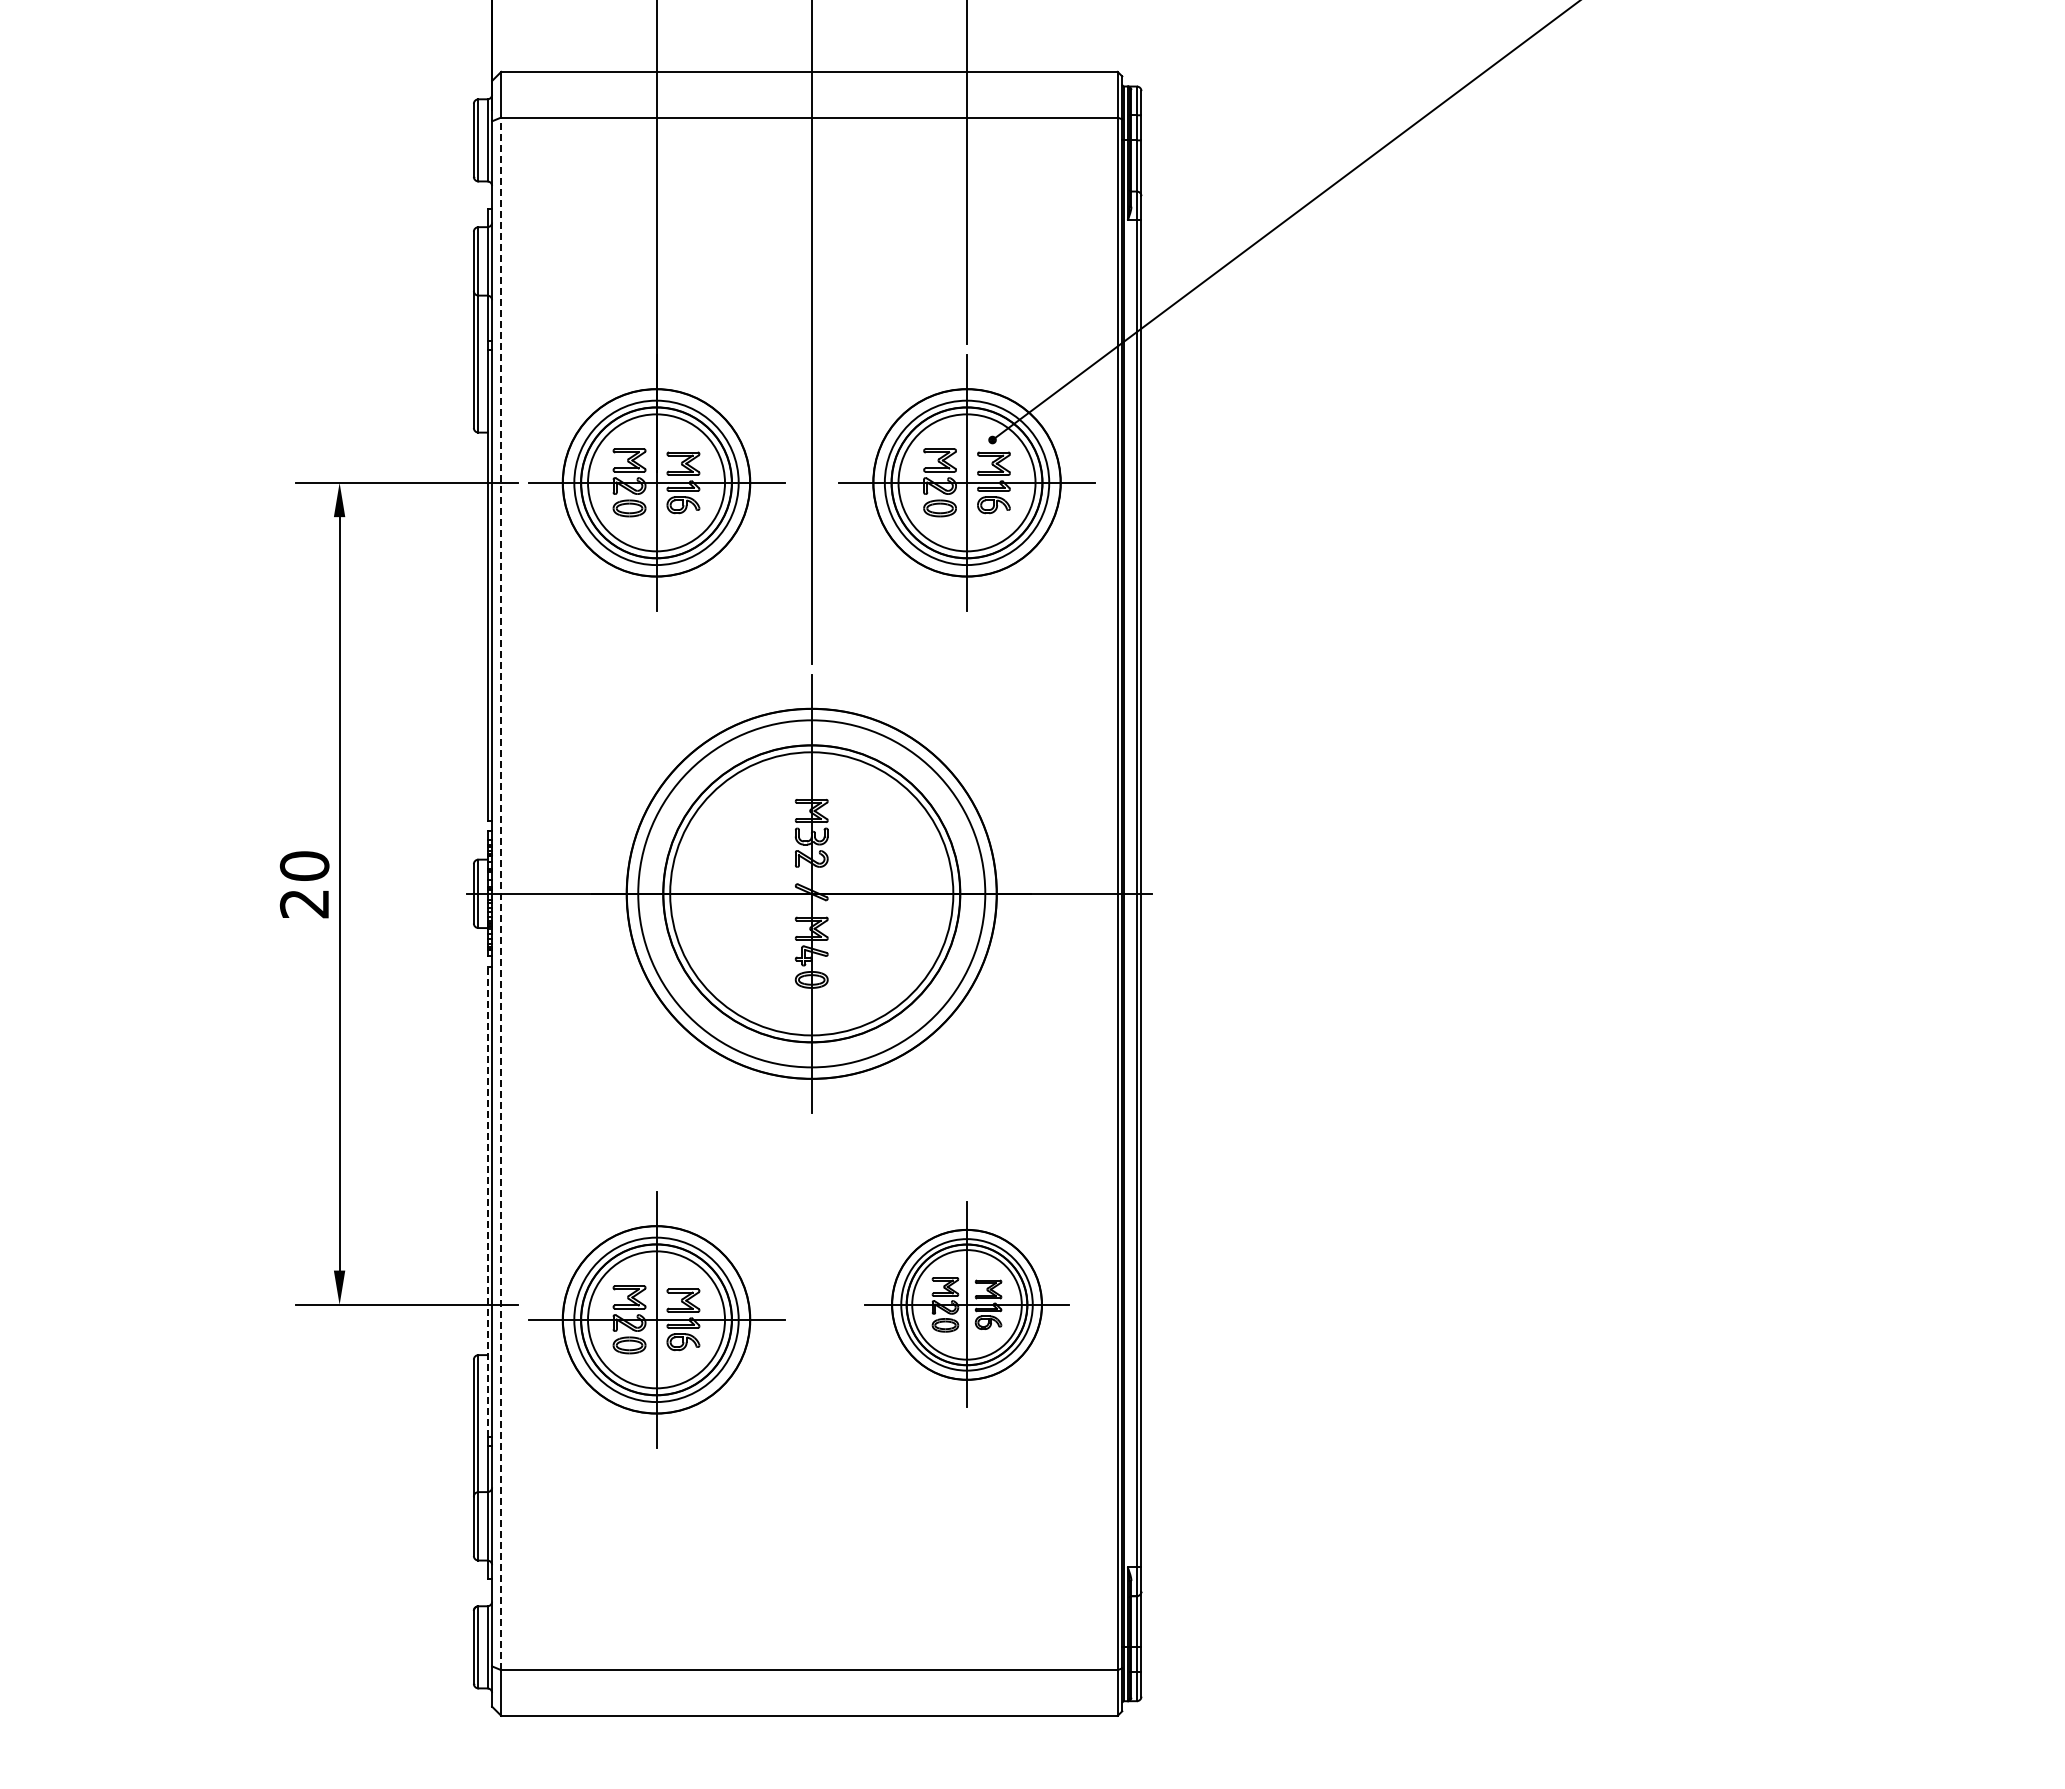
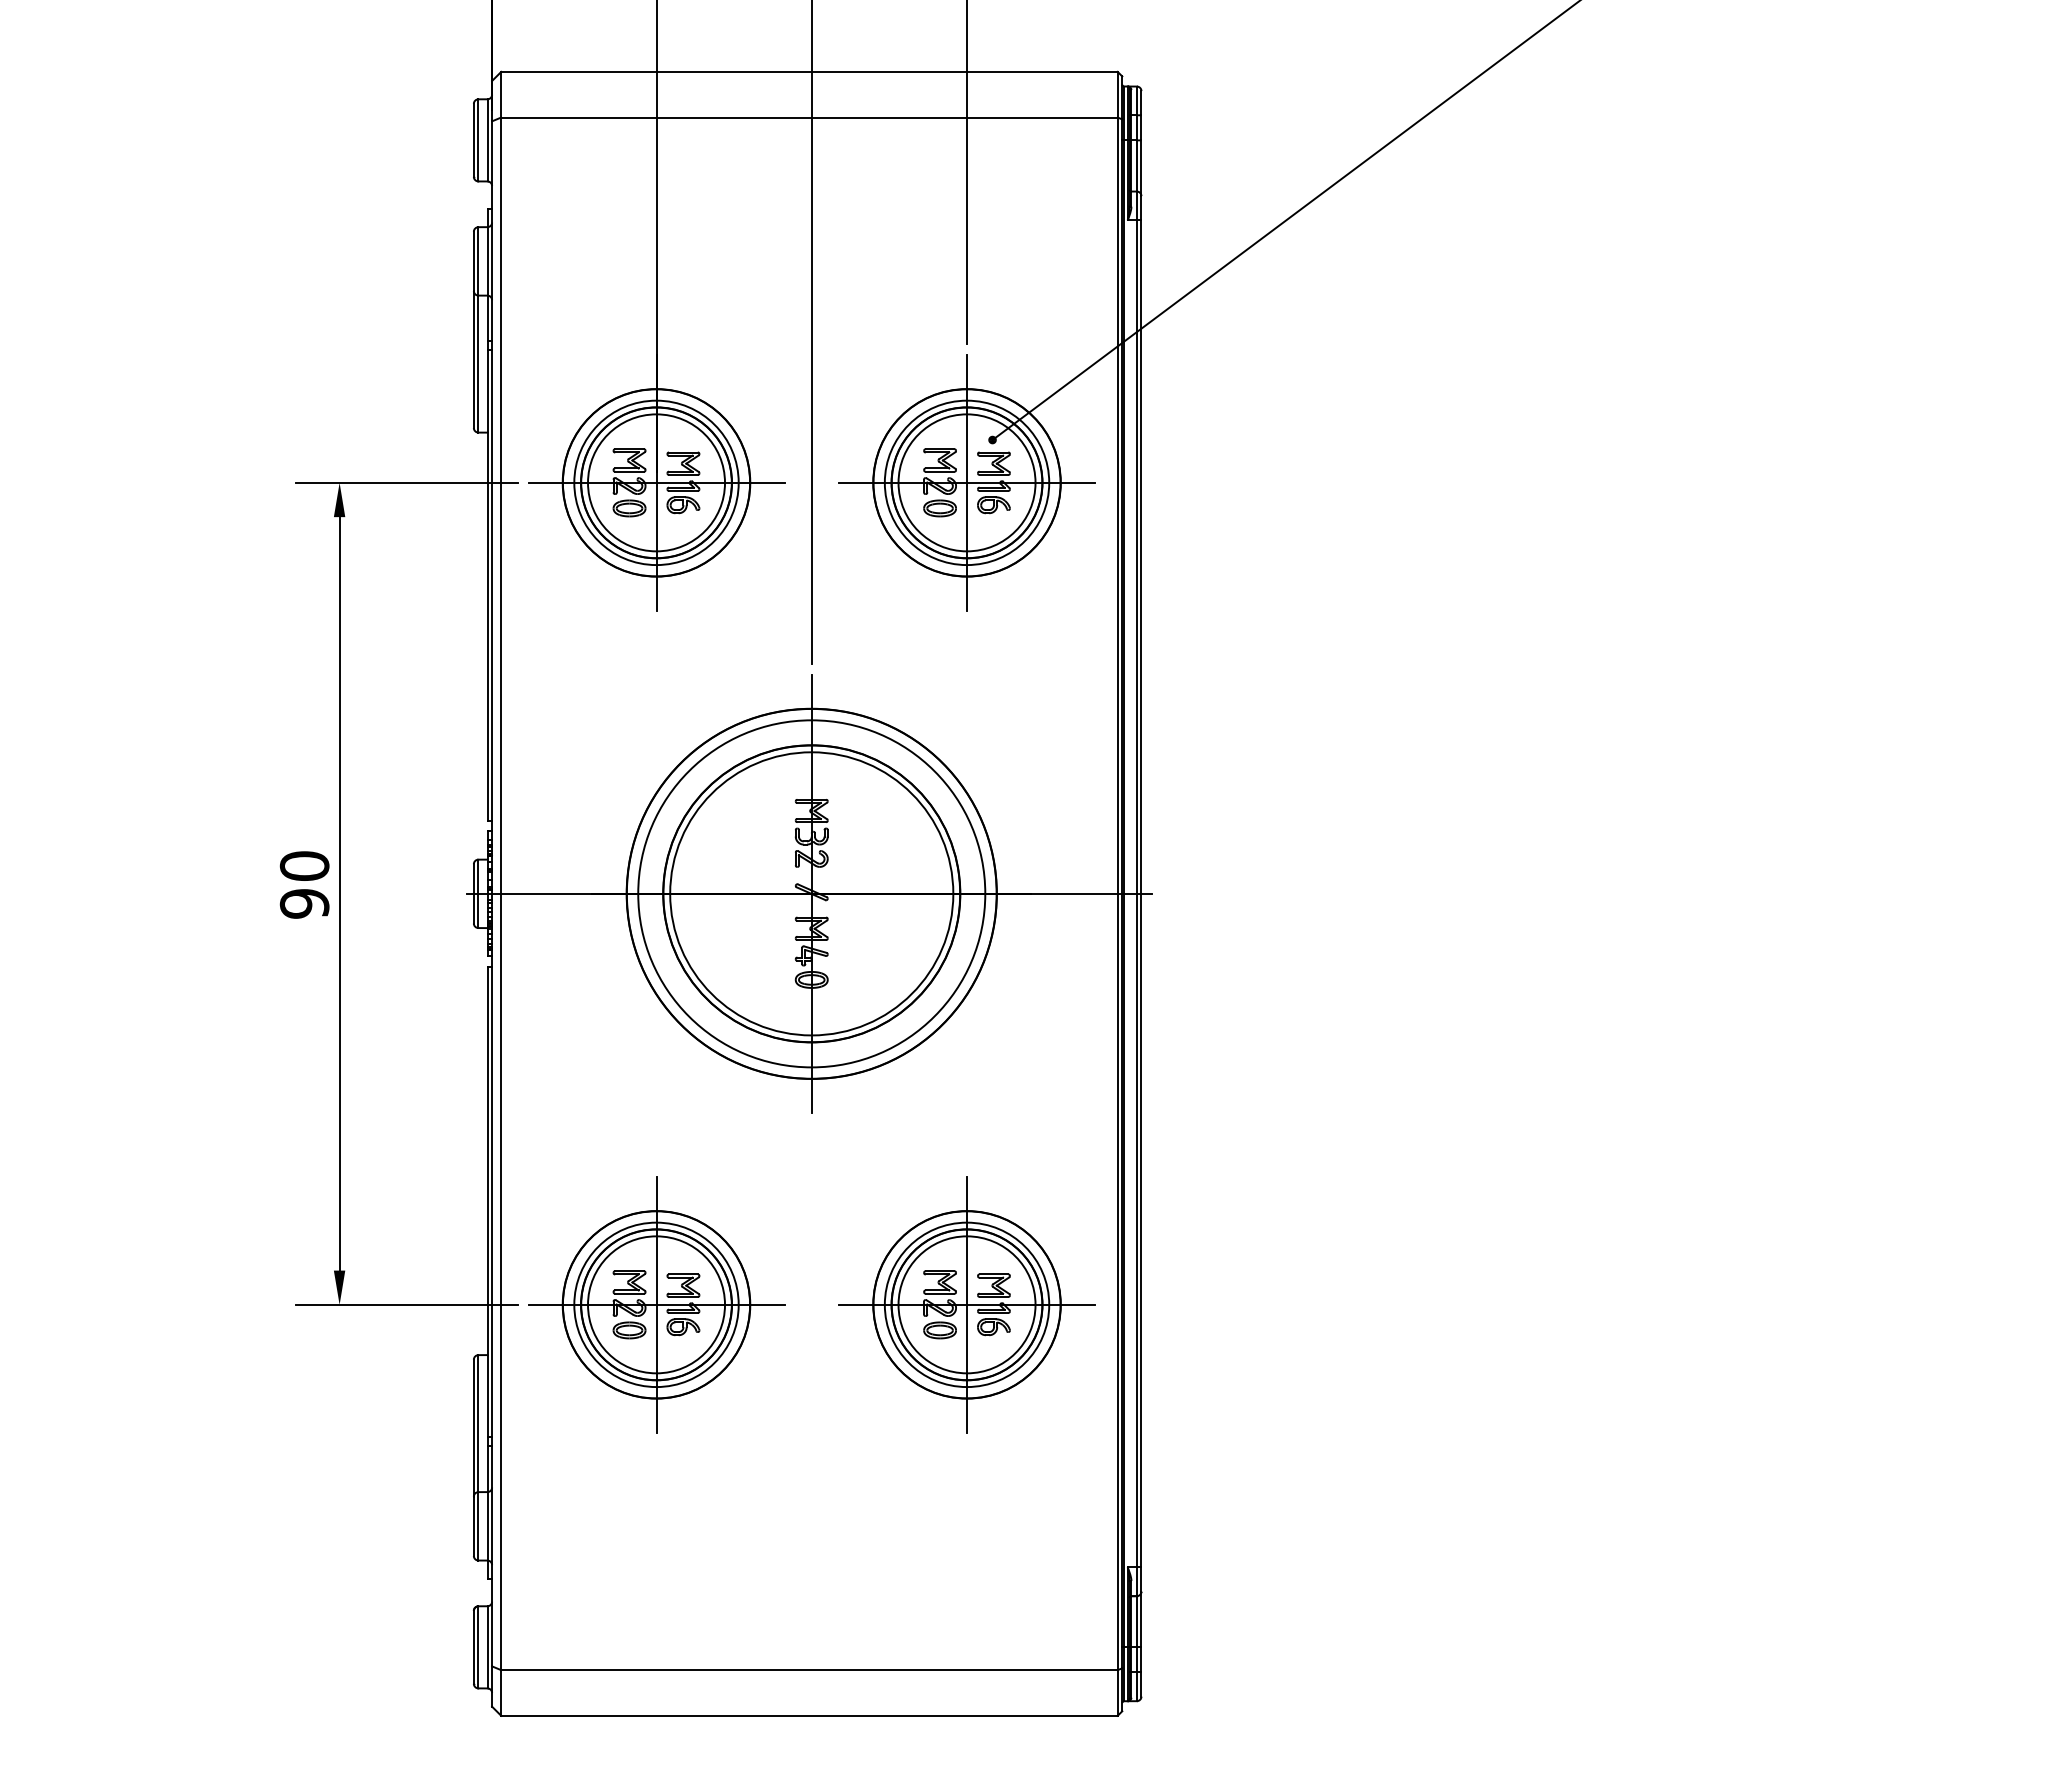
line: dashed -> solid (501, 893)
text: 20 -> 90 (304, 903)
line: dashed -> solid (487, 1201)
part size: 206x207 px -> 258x258 px (966, 1304)
part position: (656, 1319) -> (656, 1304) (656, 1304)
